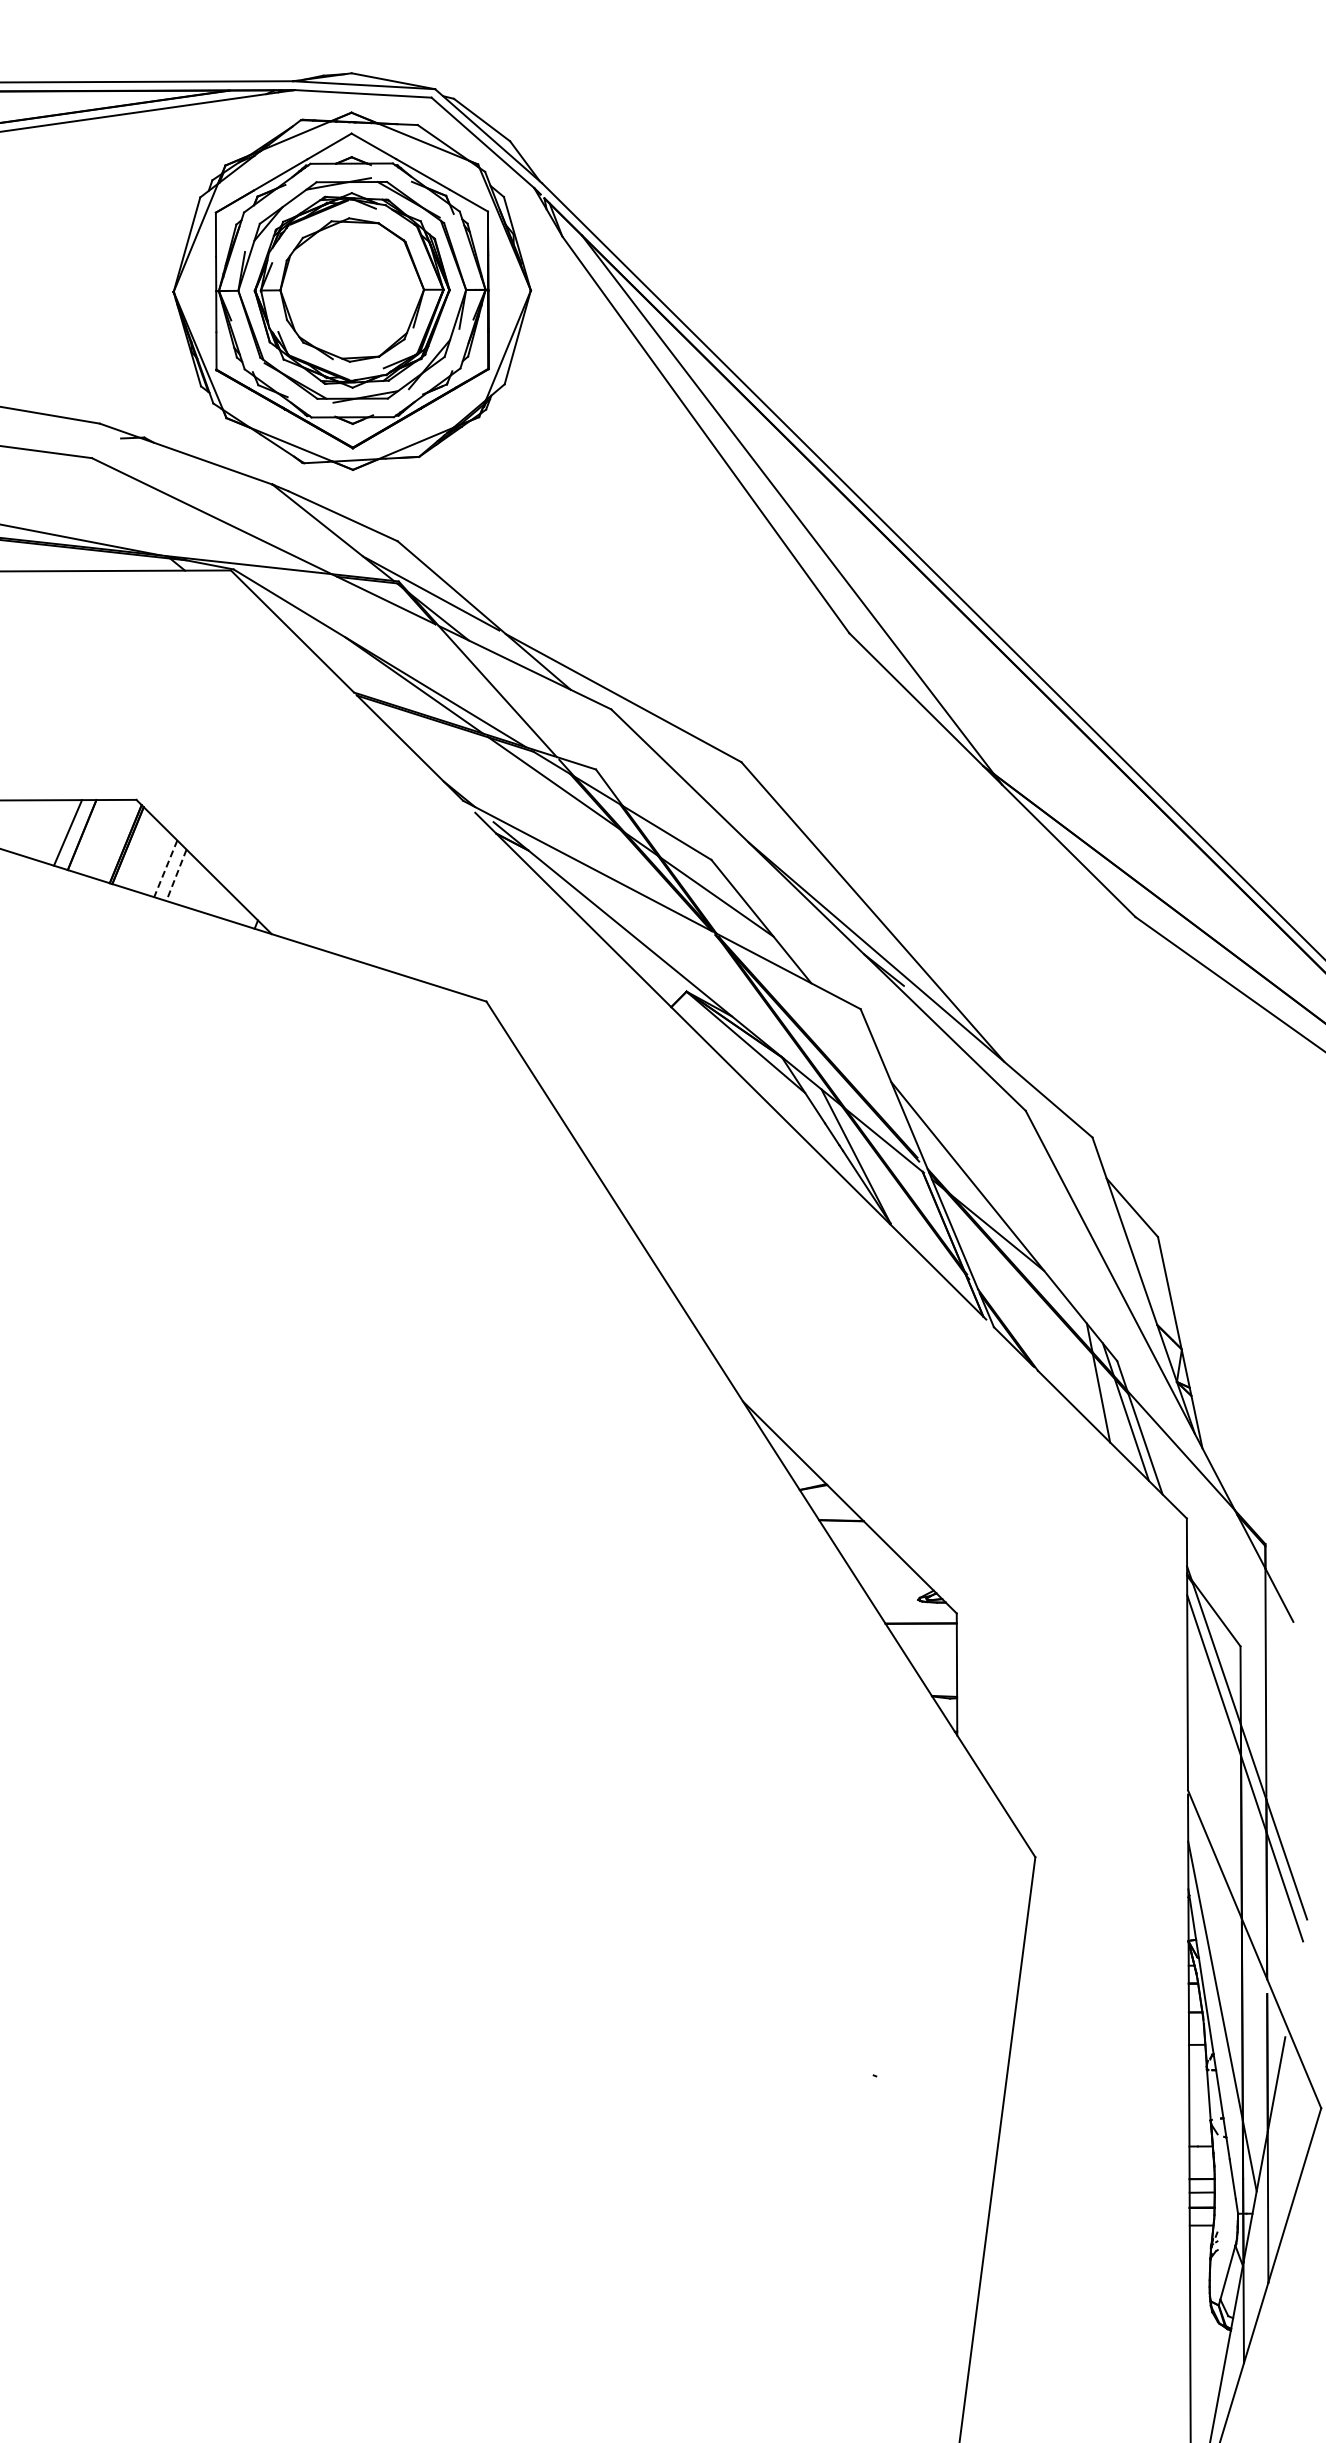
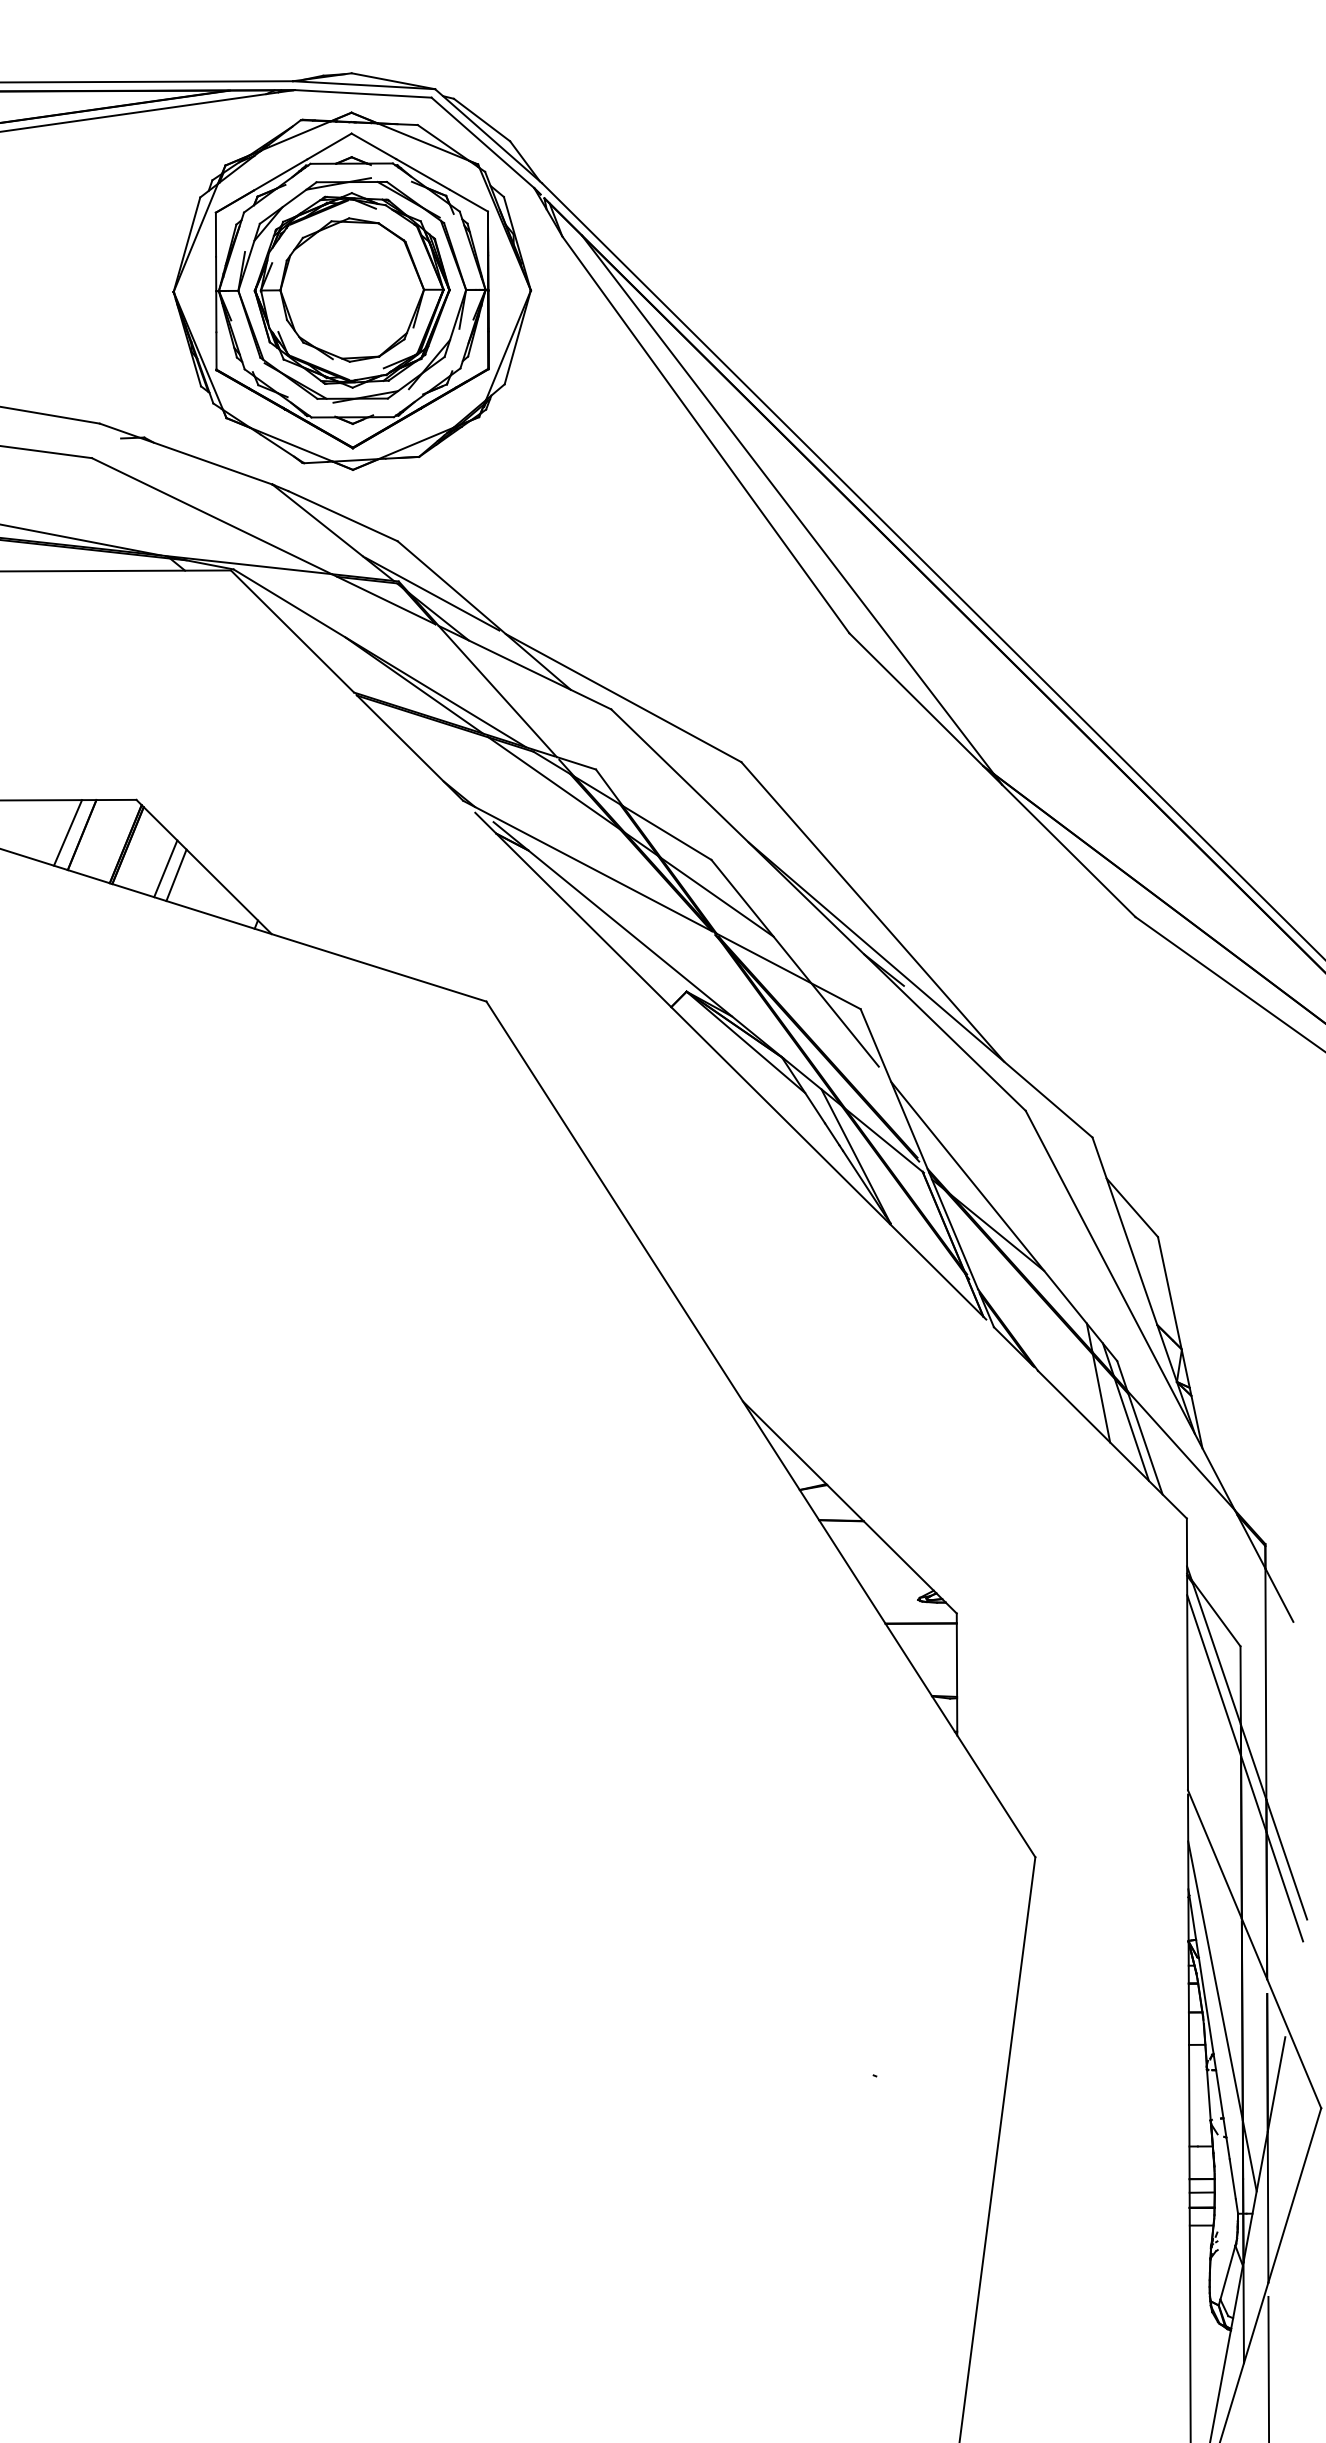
line: dashed -> solid (165, 868)
line: dashed -> solid (176, 875)
line: none -> present (845, 1025)
line: none -> present (1268, 2367)
